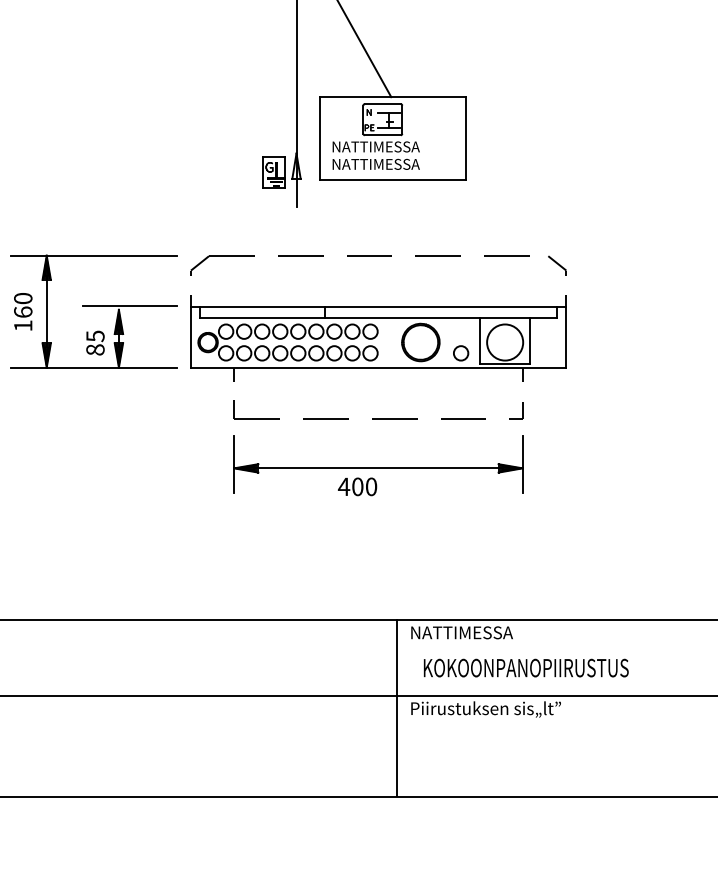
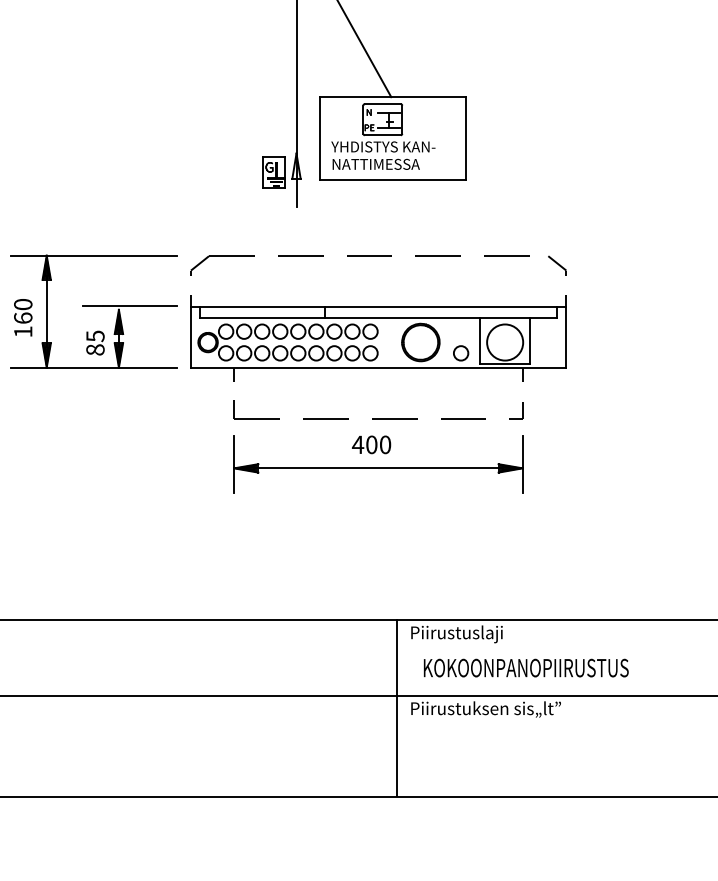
text: NATTIMESSA -> YHDISTYS KAN- (383, 146)
text position: (23, 311) -> (23, 317) (23, 317)
text position: (357, 486) -> (371, 444) (371, 444)
text: NATTIMESSA -> Piirustuslaji (462, 634)
